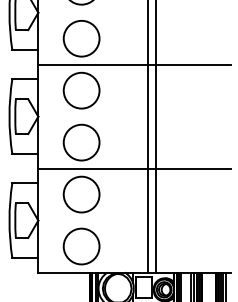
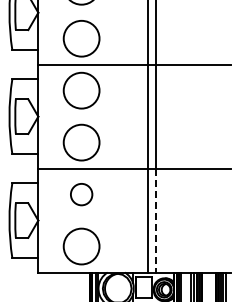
circle diameter: 36 px -> 21 px (81, 194)
line: solid -> dashed (156, 220)
